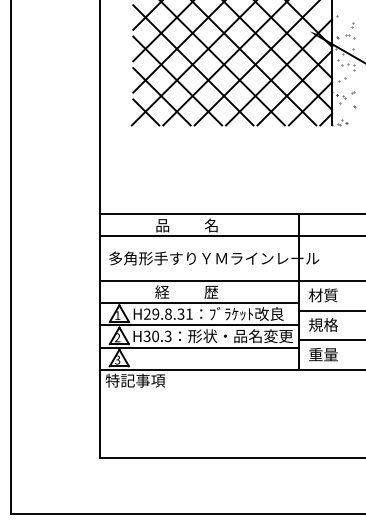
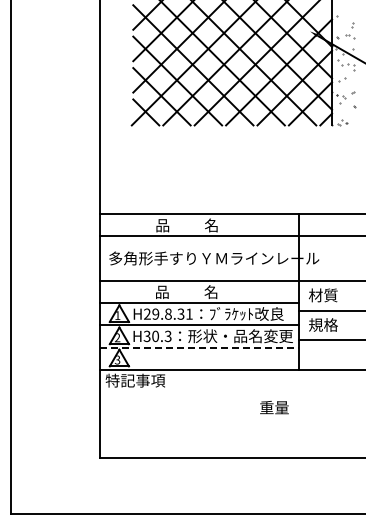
text: 経          歴 -> 品          名 (186, 291)
line: solid -> dashed (199, 347)
text position: (323, 354) -> (274, 407) (274, 407)
